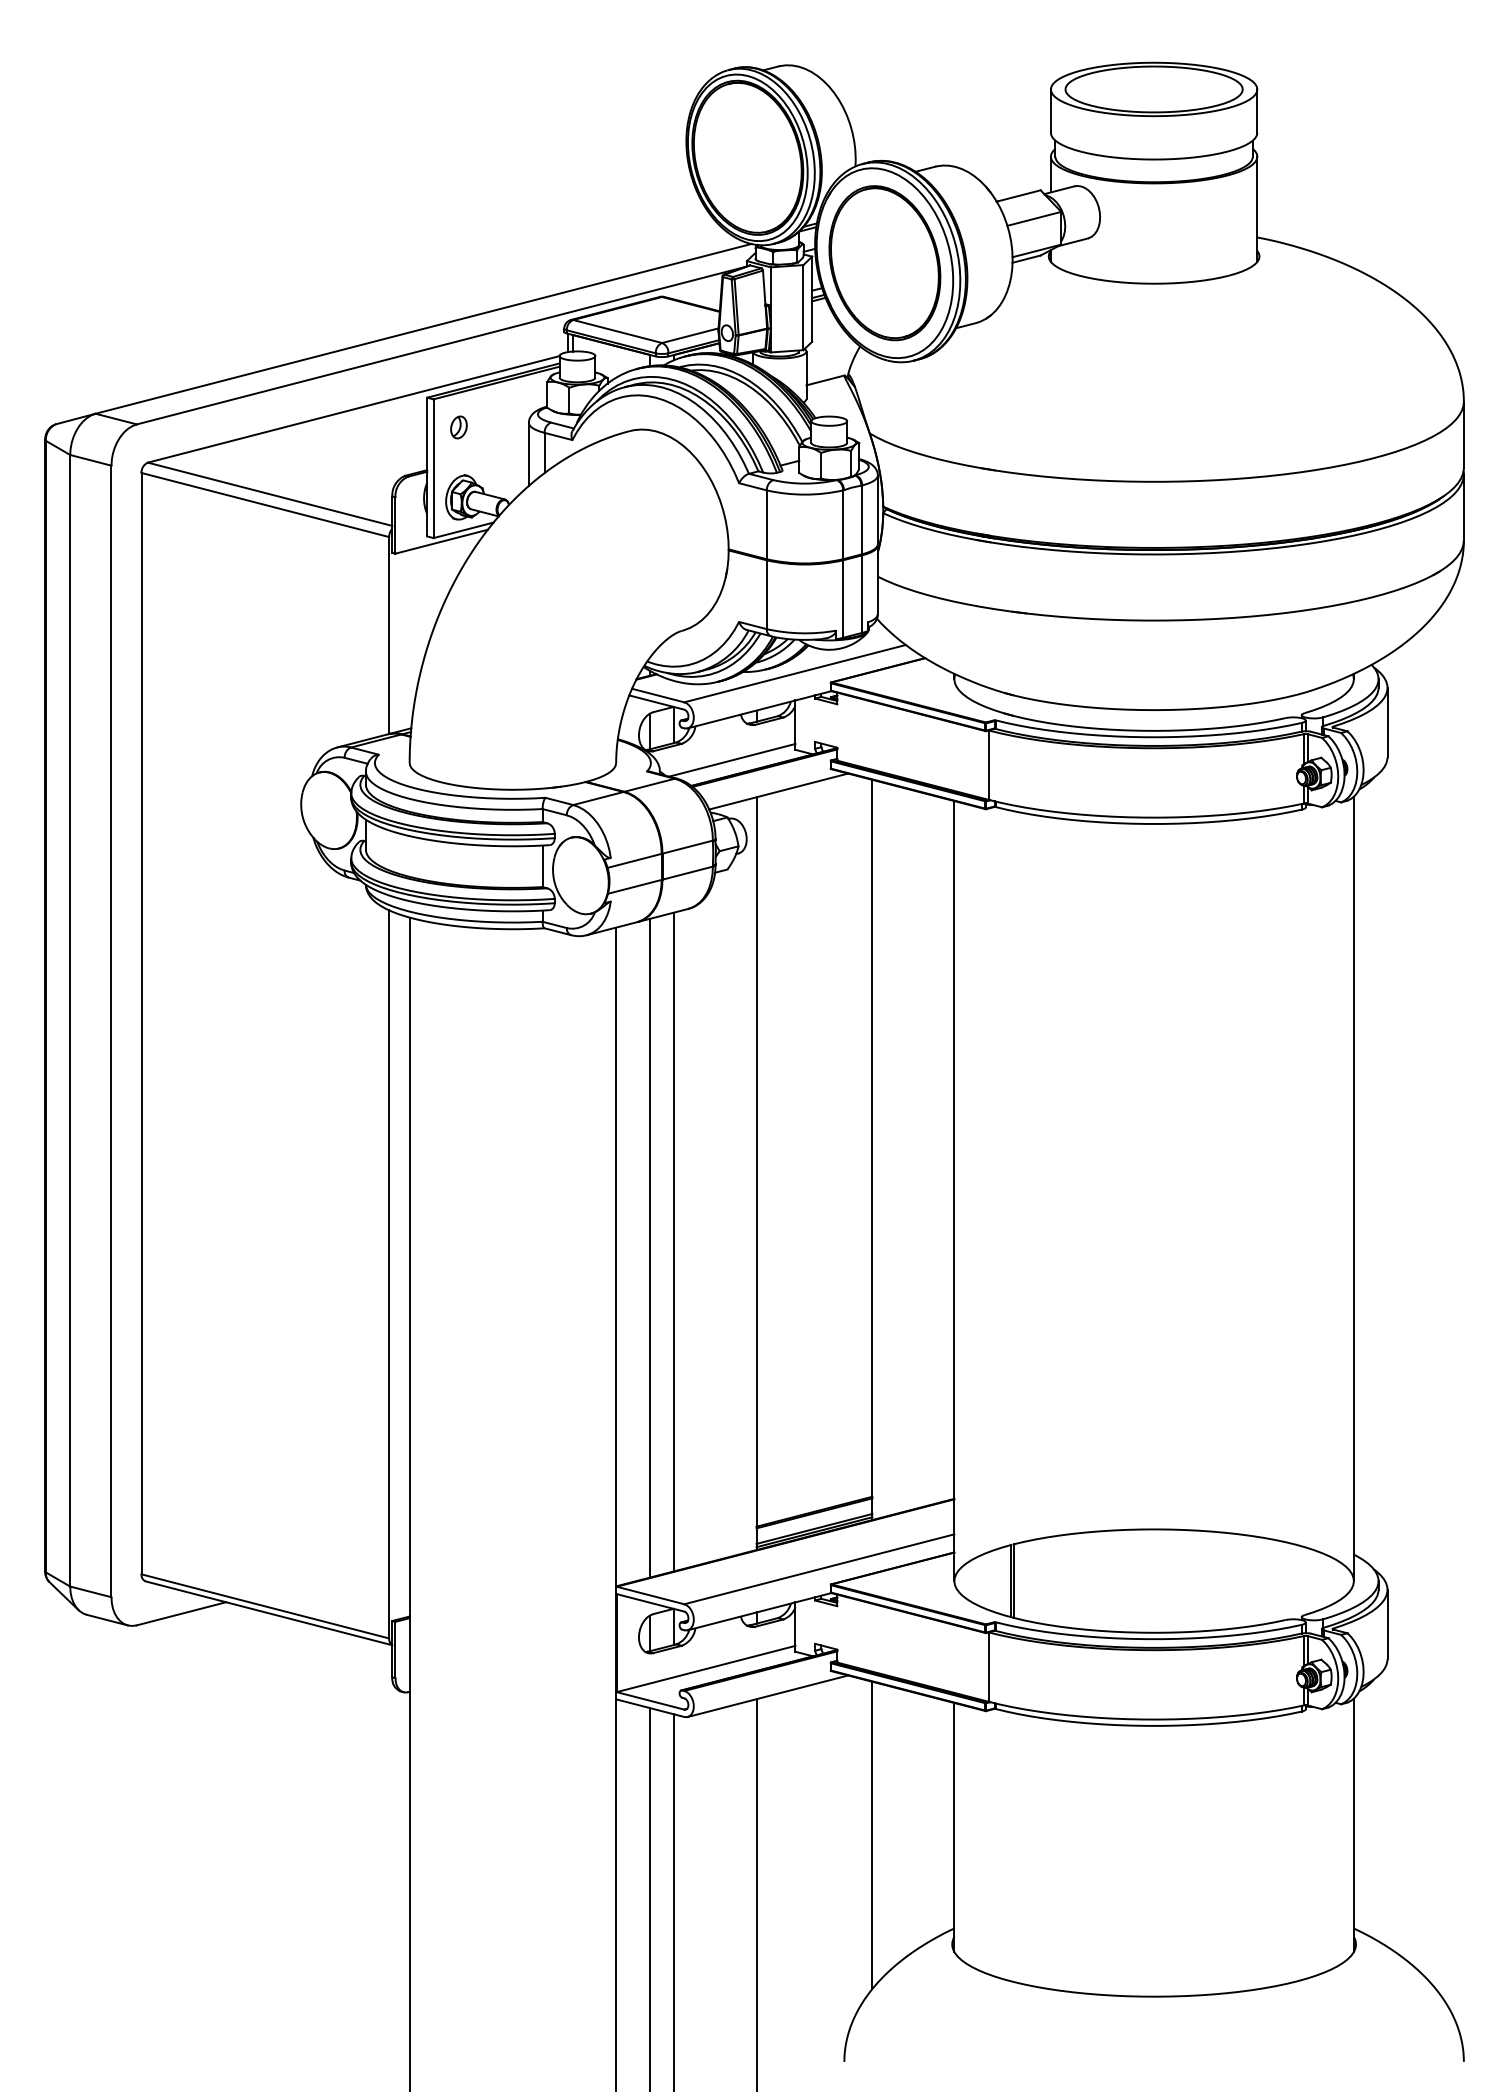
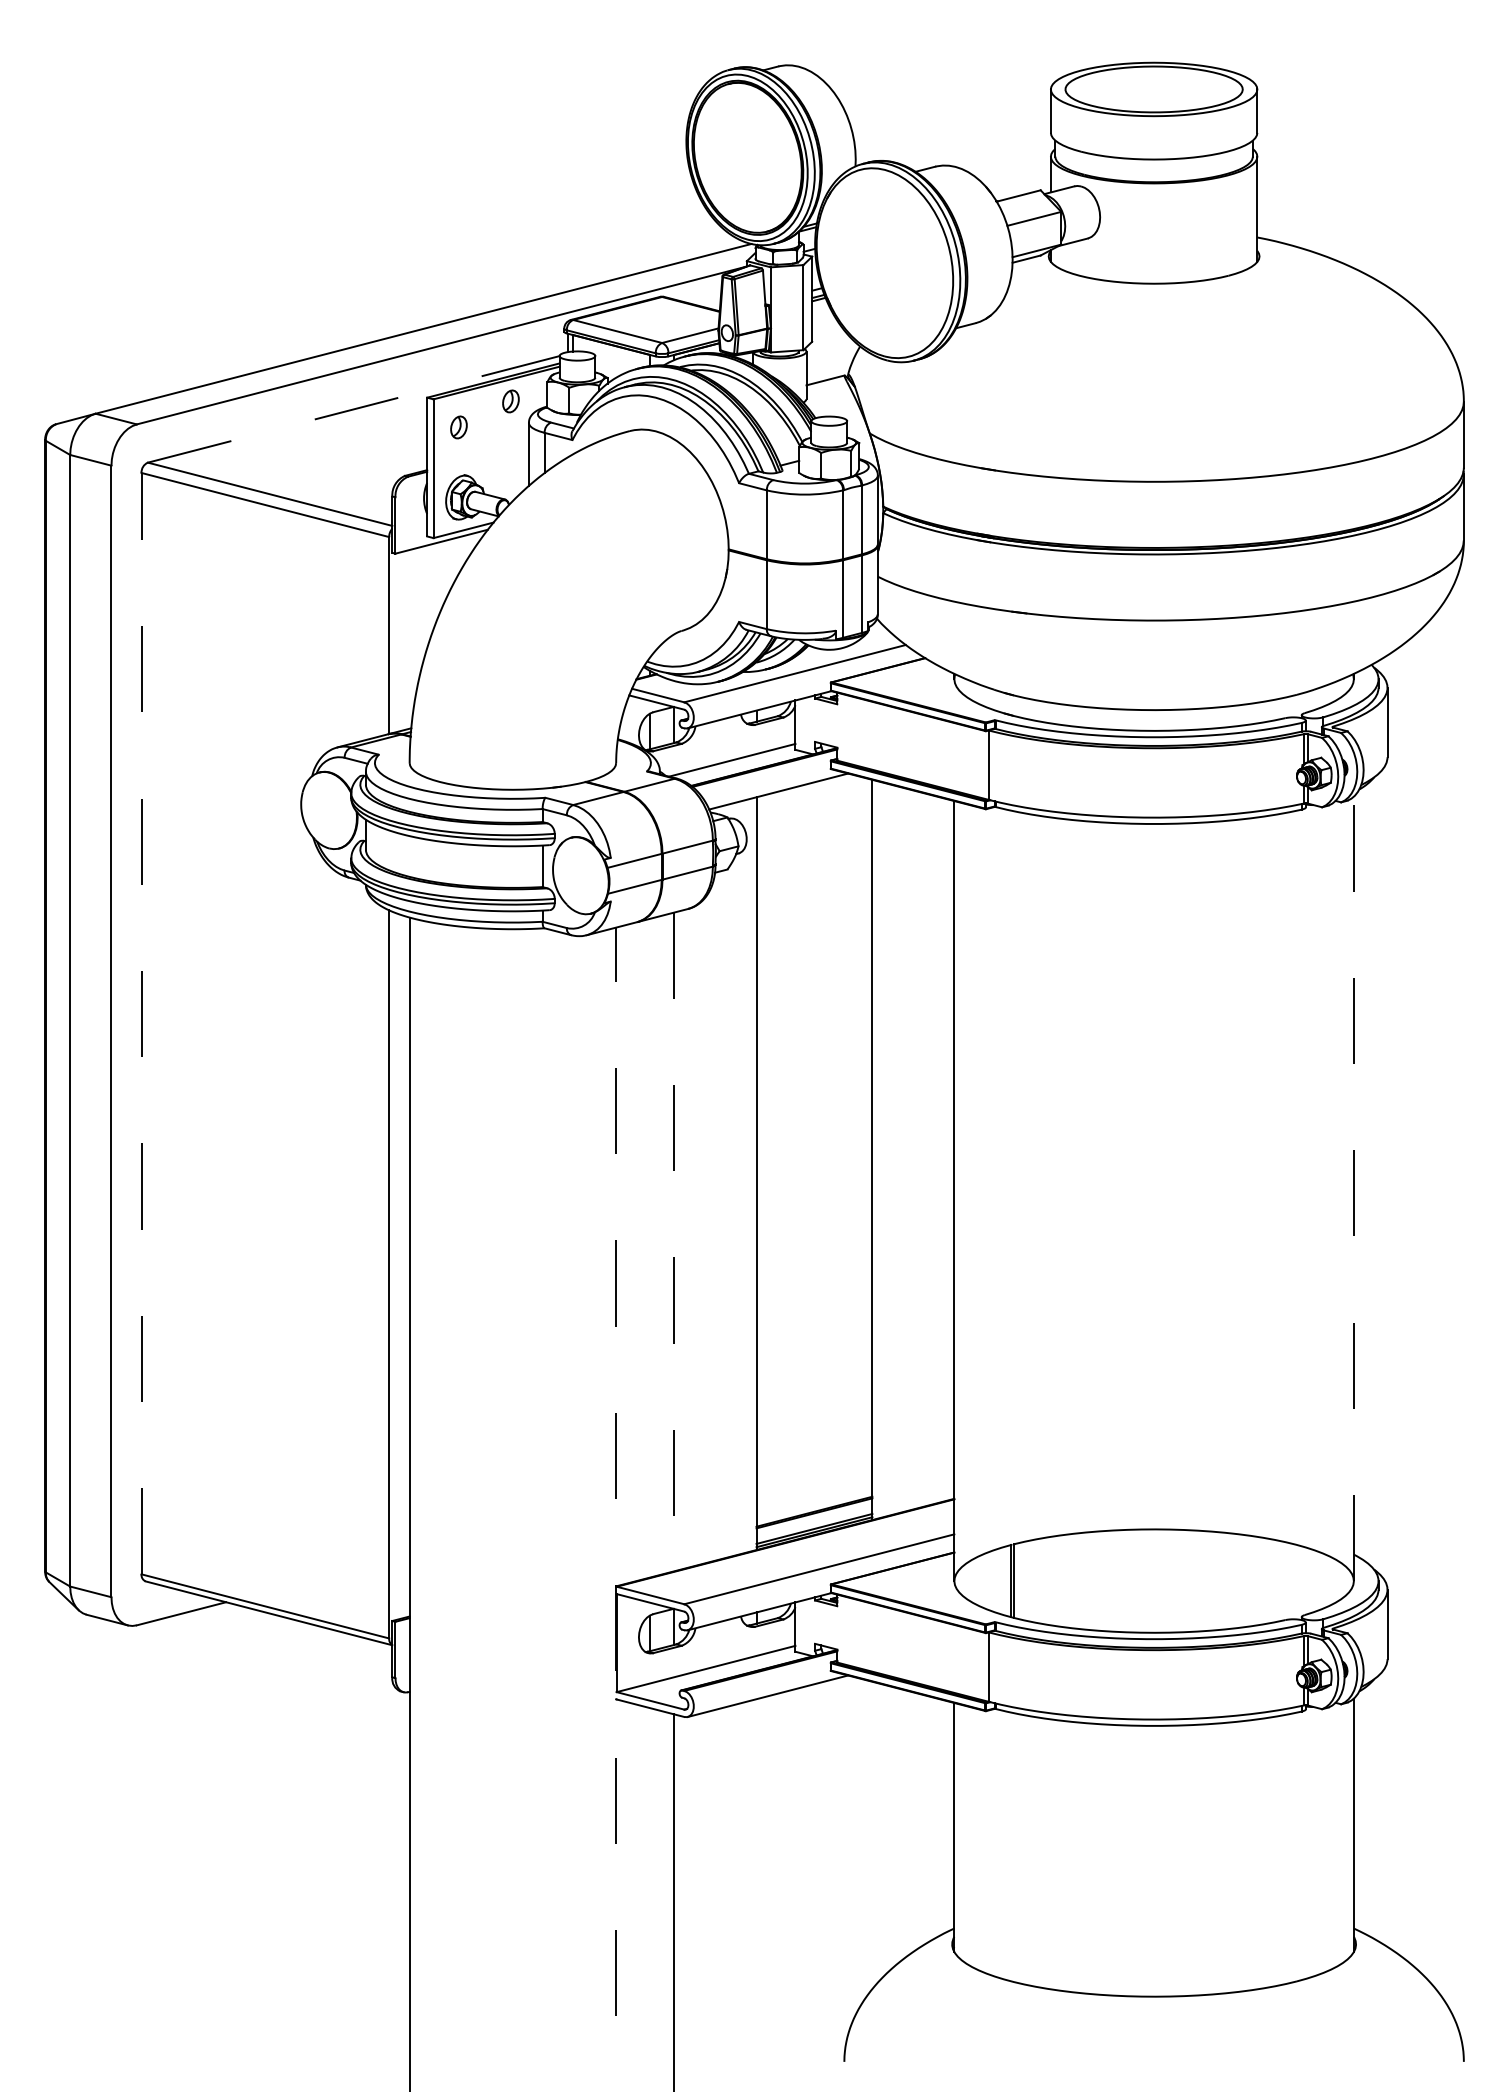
part: present -> none (884, 263)
part: none -> present (510, 401)
line: solid -> dashed (353, 409)
line: solid -> dashed (141, 1023)
line: solid -> dashed (1353, 1188)
line: solid -> dashed (674, 1242)
line: present -> none (649, 1247)
line: solid -> dashed (616, 1509)
line: present -> none (872, 1835)
line: present -> none (756, 1893)
line: present -> none (649, 1898)
